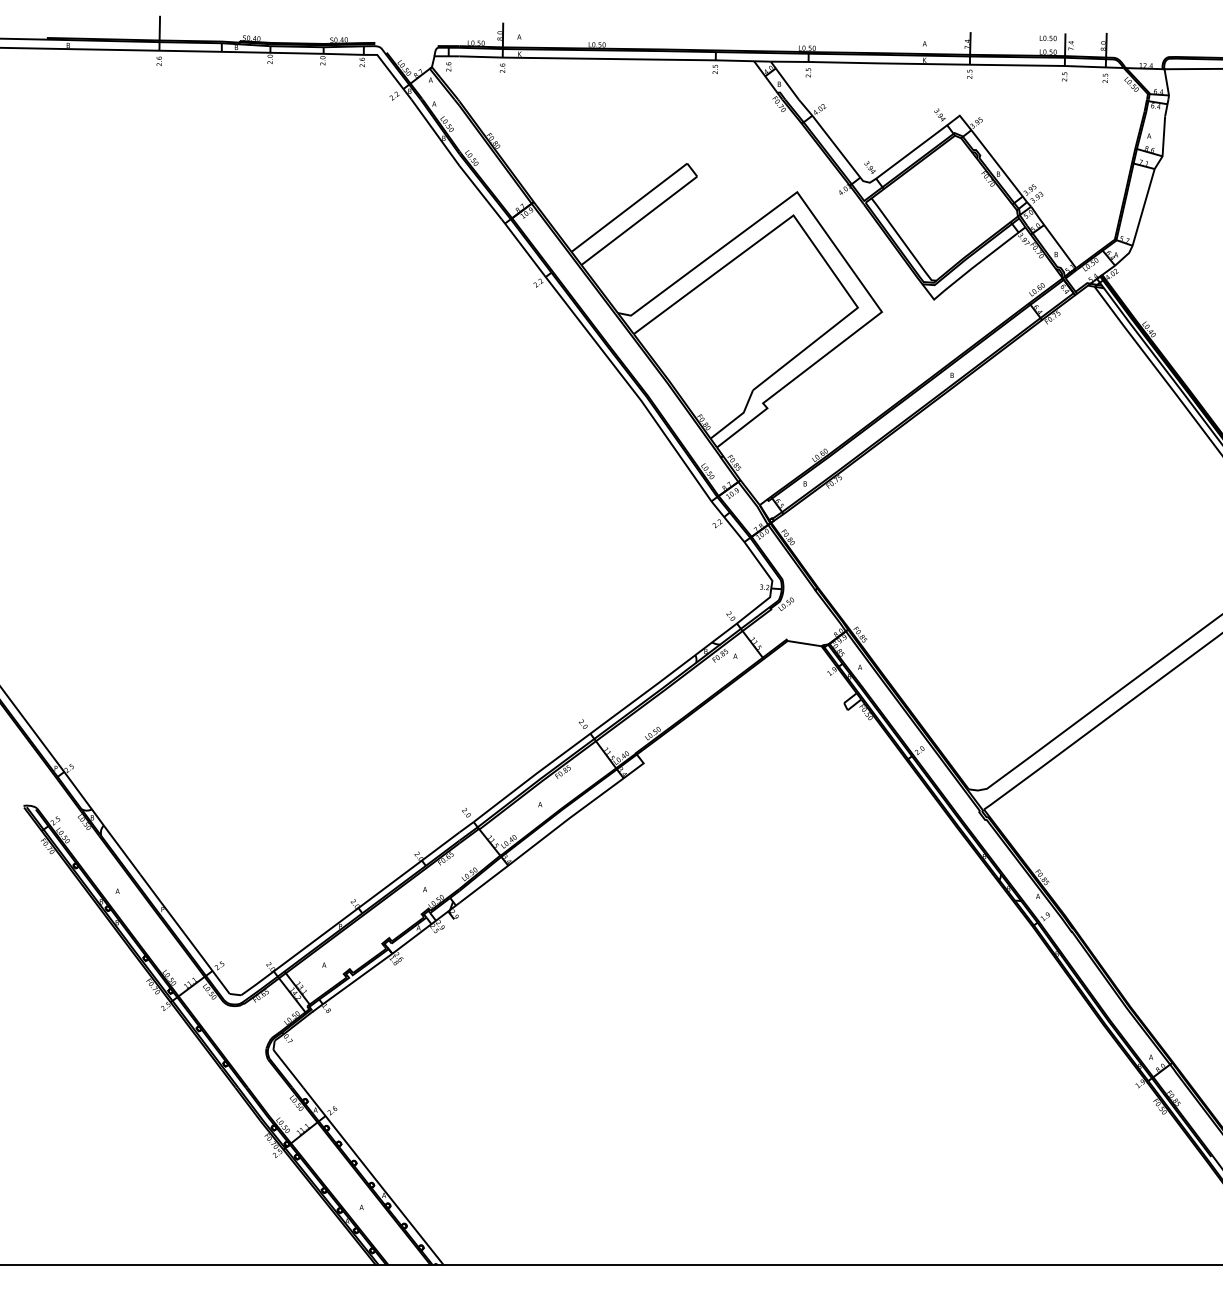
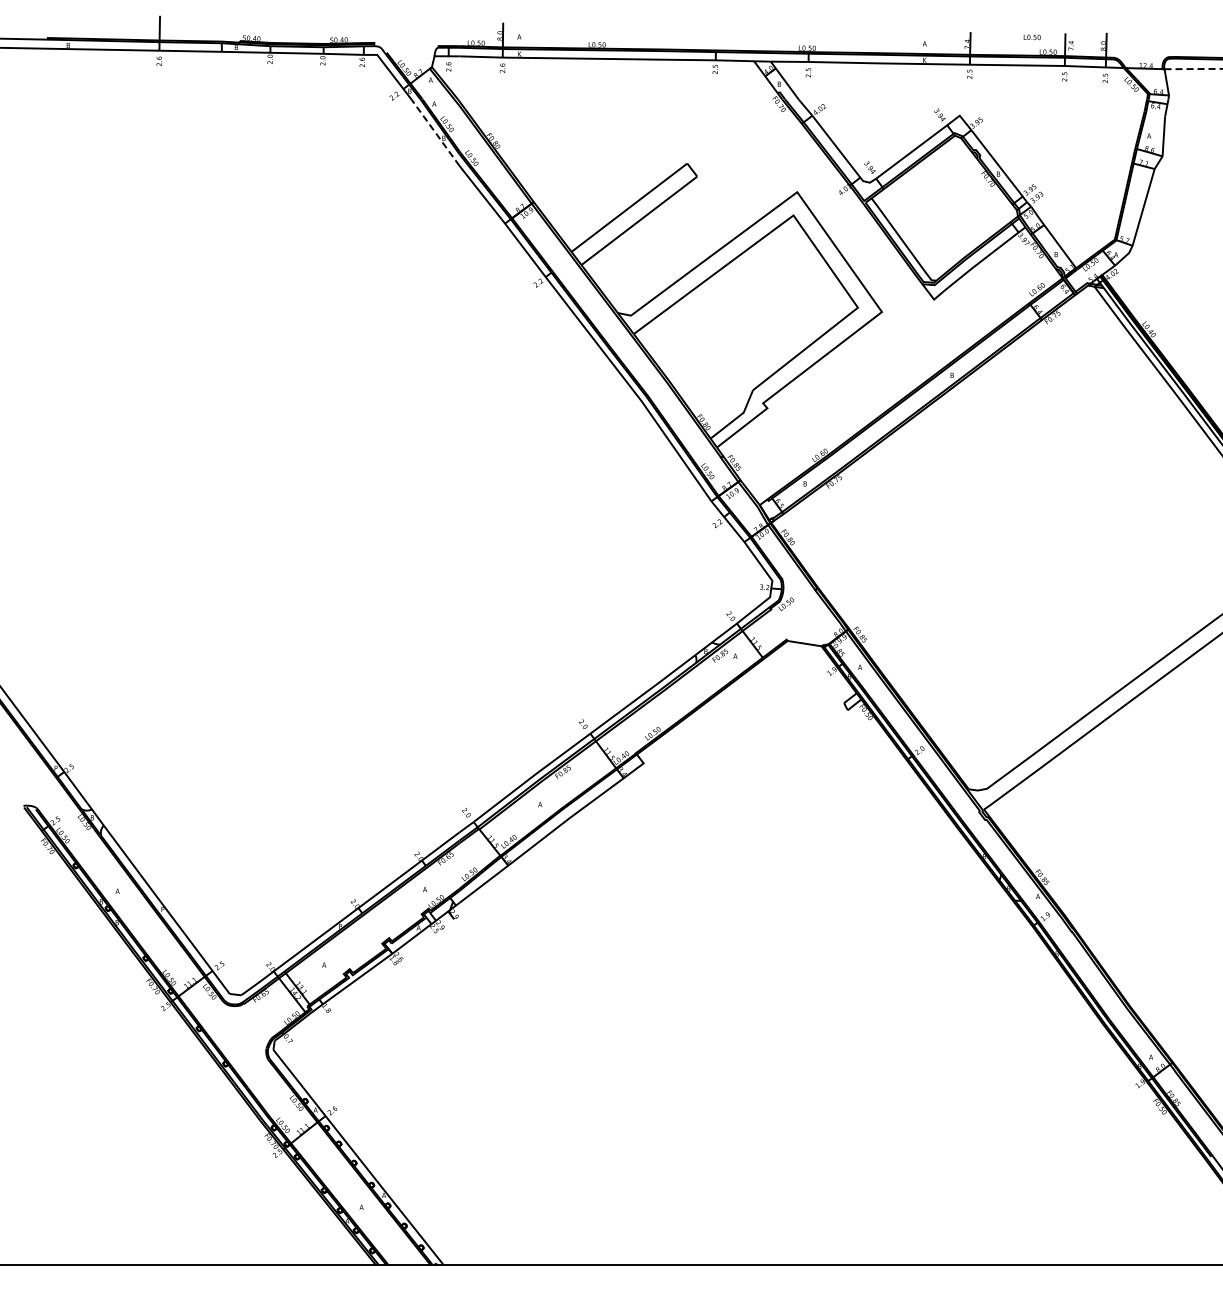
text position: (1047, 38) -> (1031, 37) (1031, 37)
line: solid -> dashed (1193, 69)
line: solid -> dashed (435, 132)
